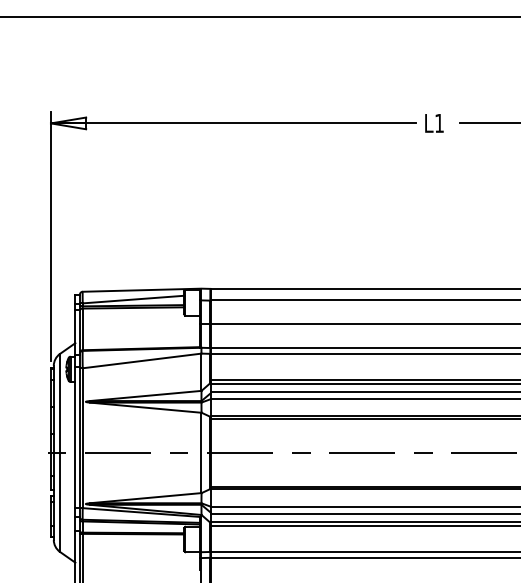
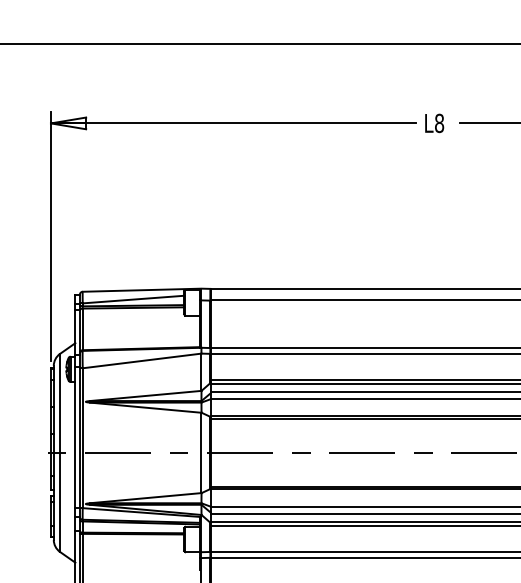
line position: (259, 17) -> (259, 44) (259, 44)
text: L1 -> L8 (439, 123)
line: present -> none (358, 324)
